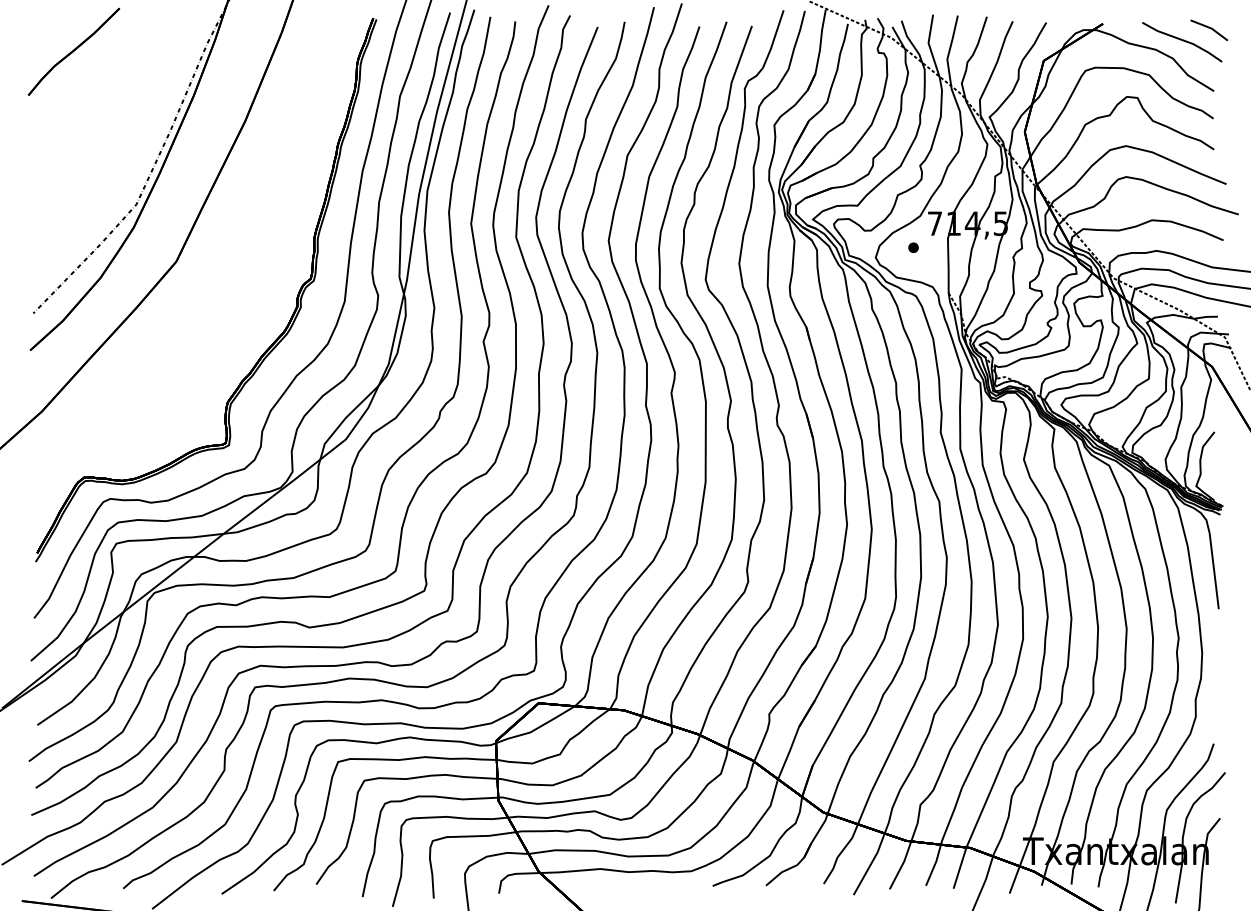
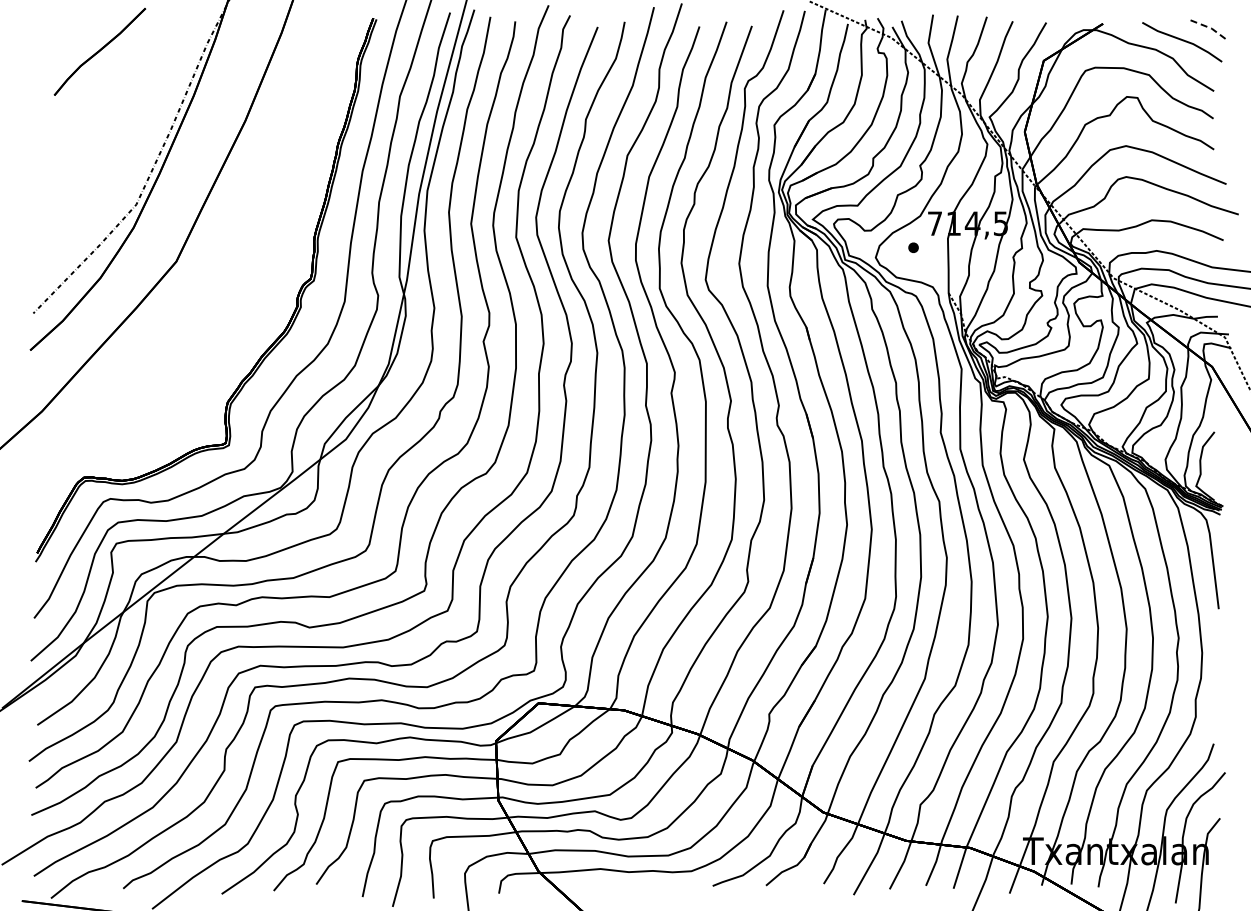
line: solid -> dashed (1211, 28)
part position: (73, 51) -> (99, 51) (99, 51)
